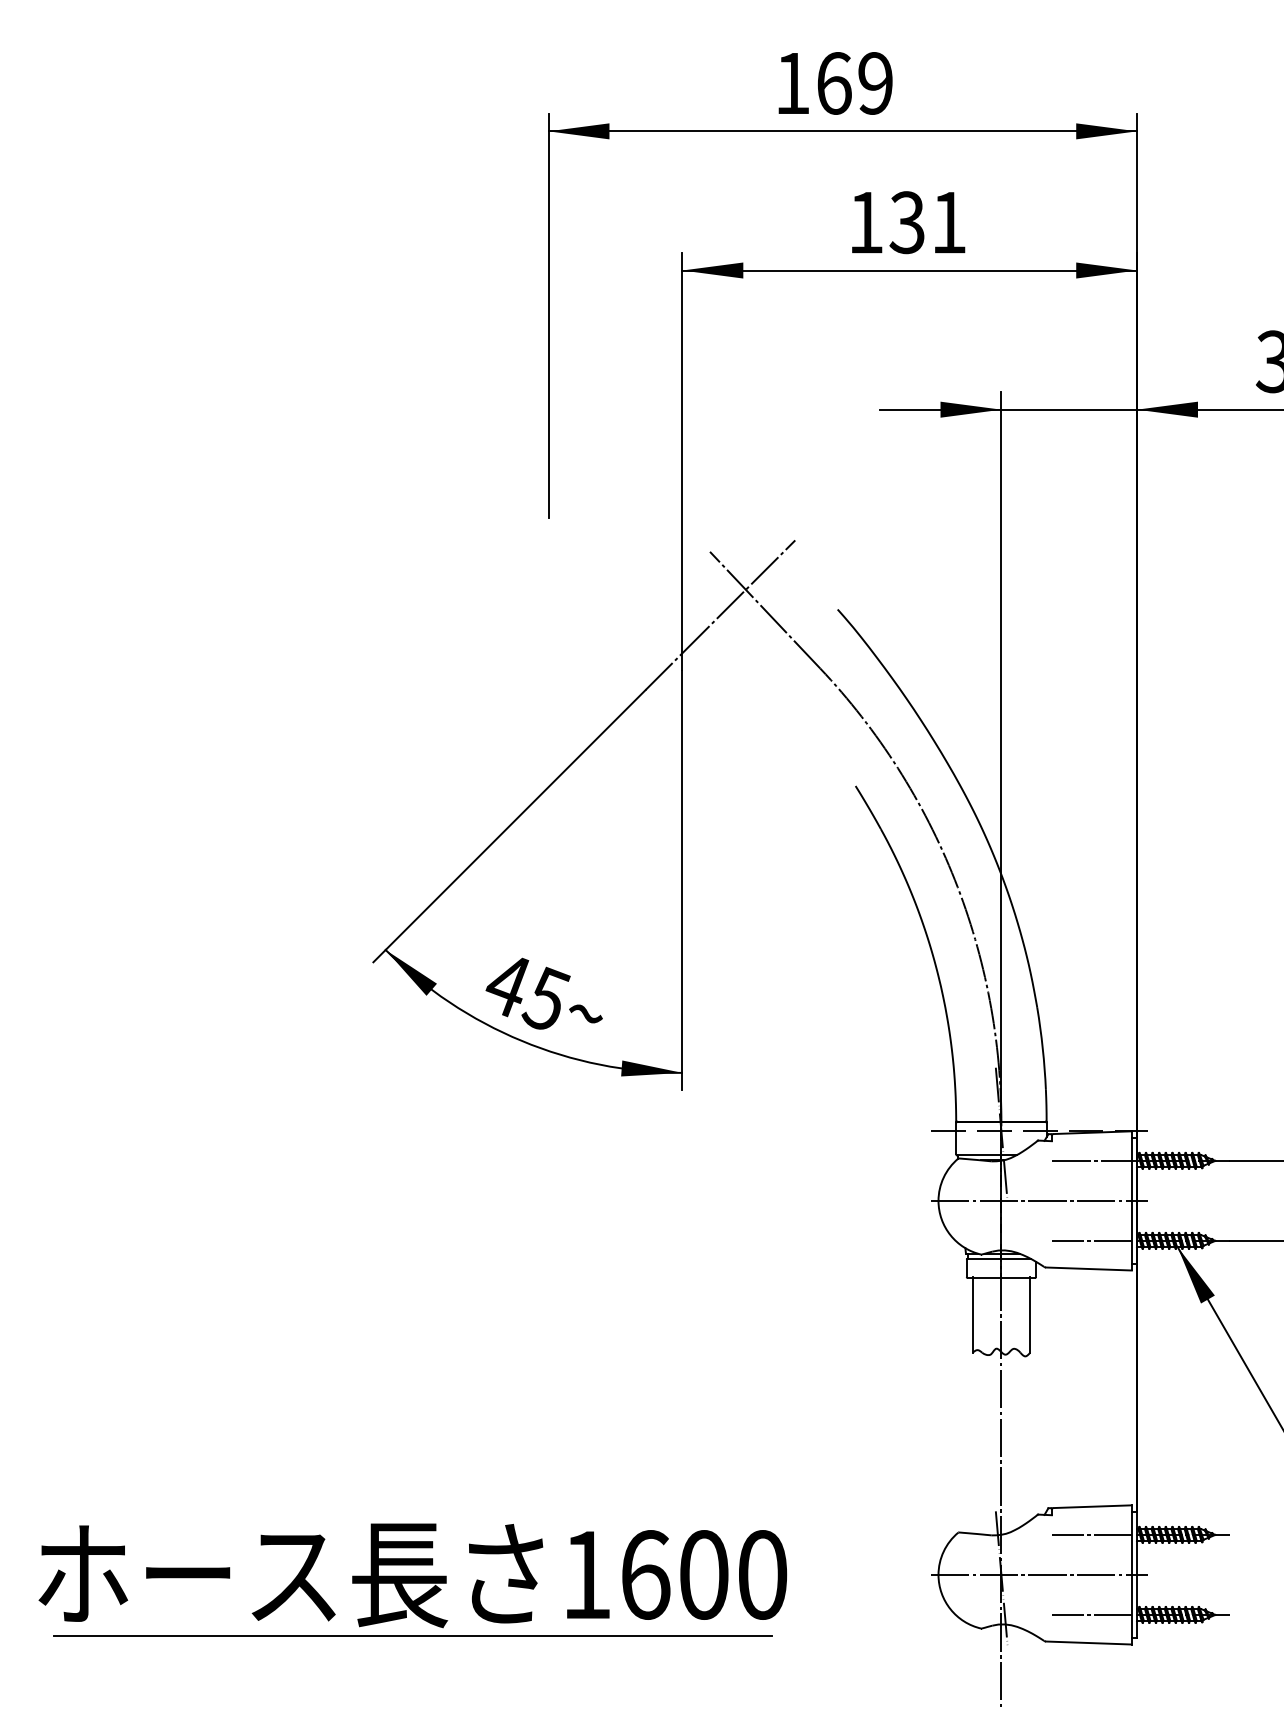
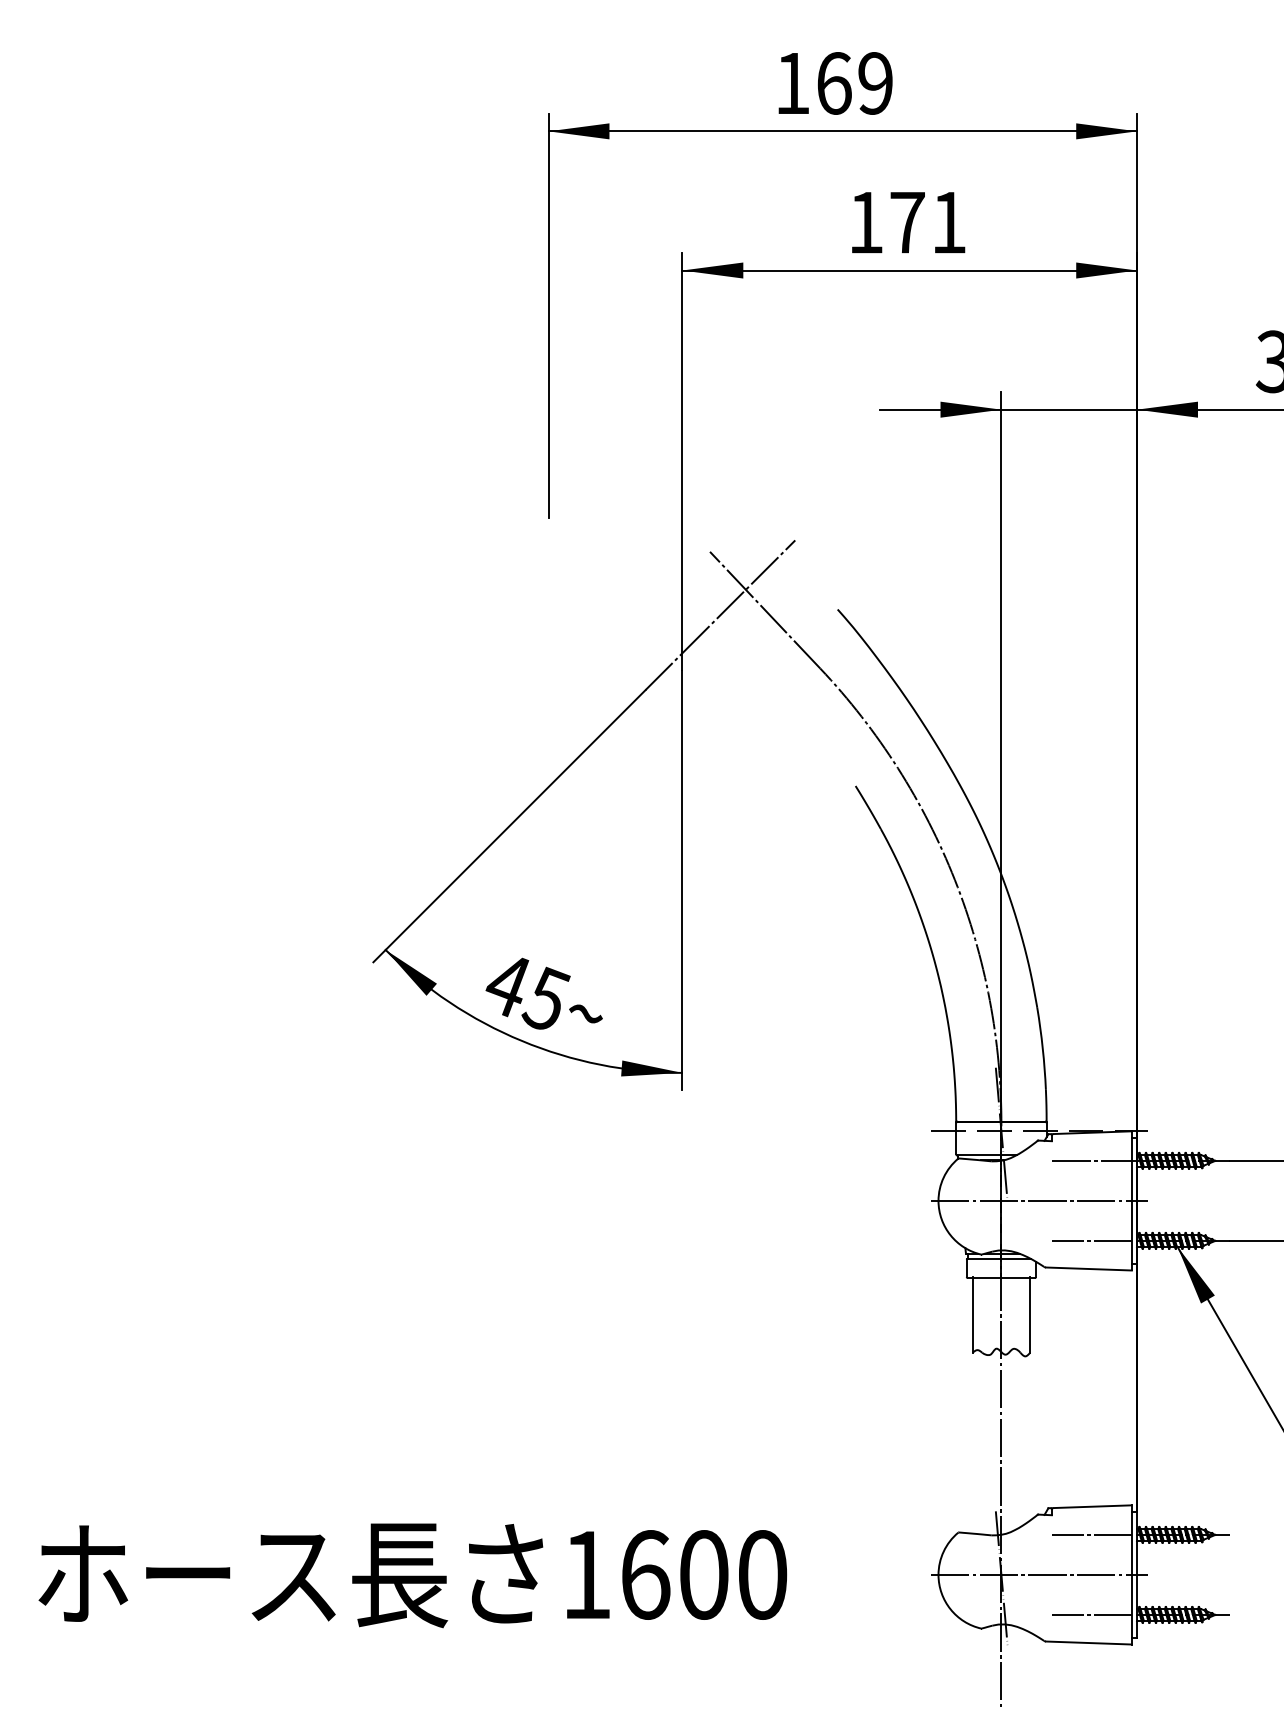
text: 131 -> 171 (906, 222)
line: present -> none (412, 1635)
